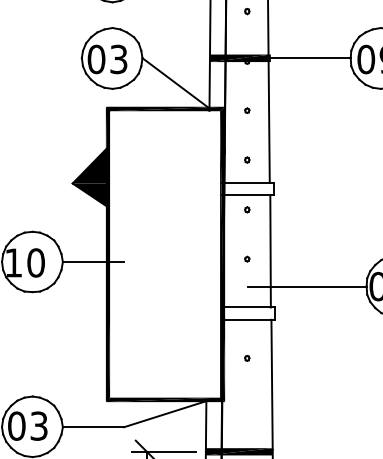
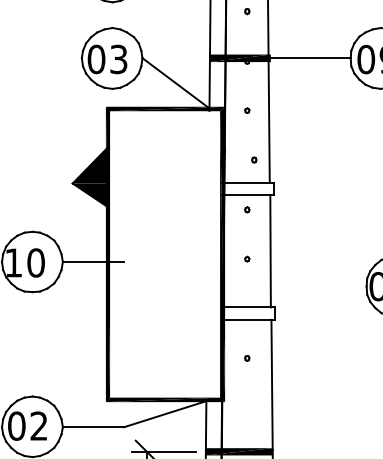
part position: (247, 159) -> (254, 159) (254, 159)
line: present -> none (307, 286)
text: 03 -> 02 (38, 425)
